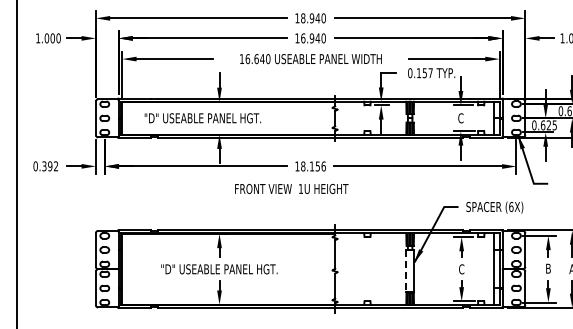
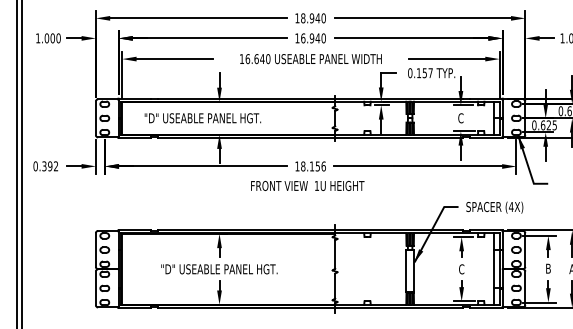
line: none -> present (22, 163)
text position: (291, 188) -> (307, 185) (307, 185)
text: (6X) -> (4X) (511, 207)
line: dashed -> solid (406, 271)
